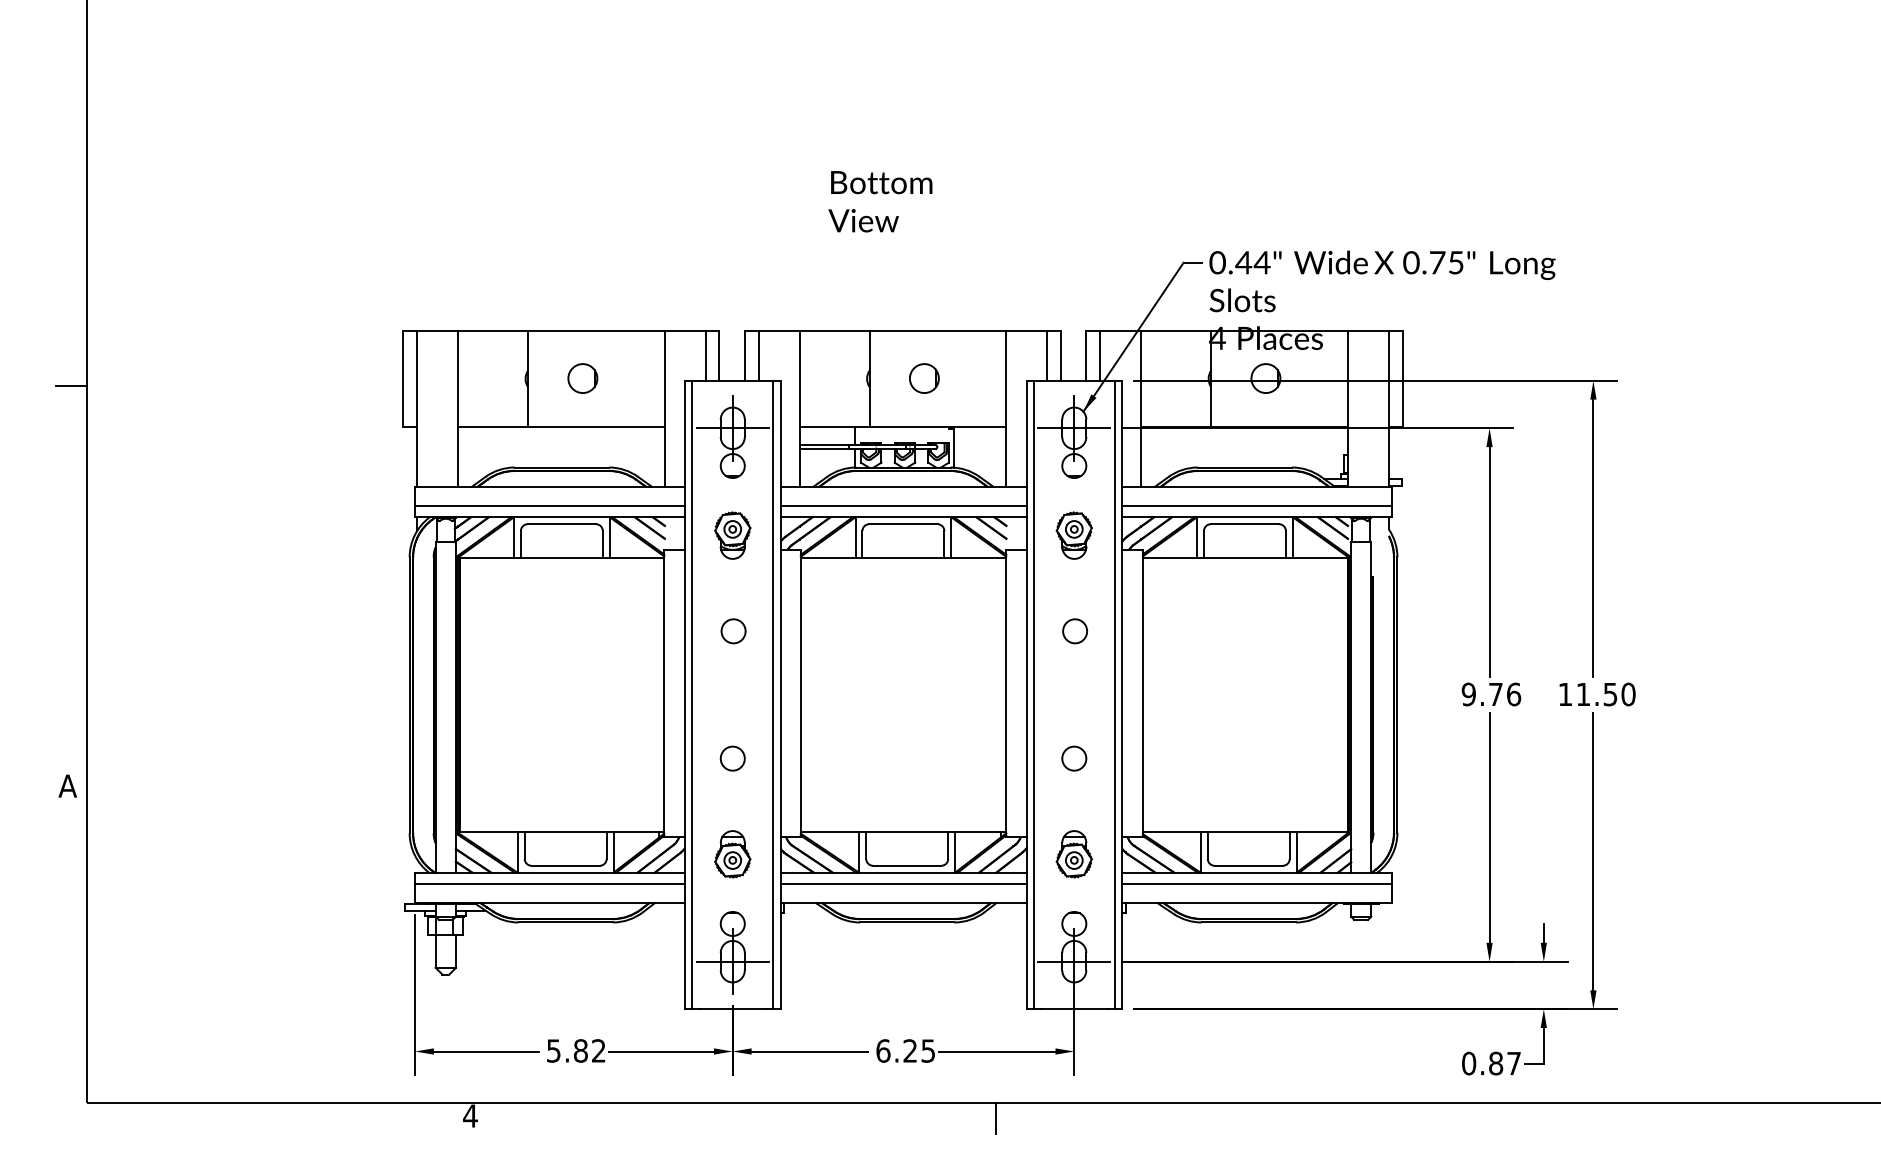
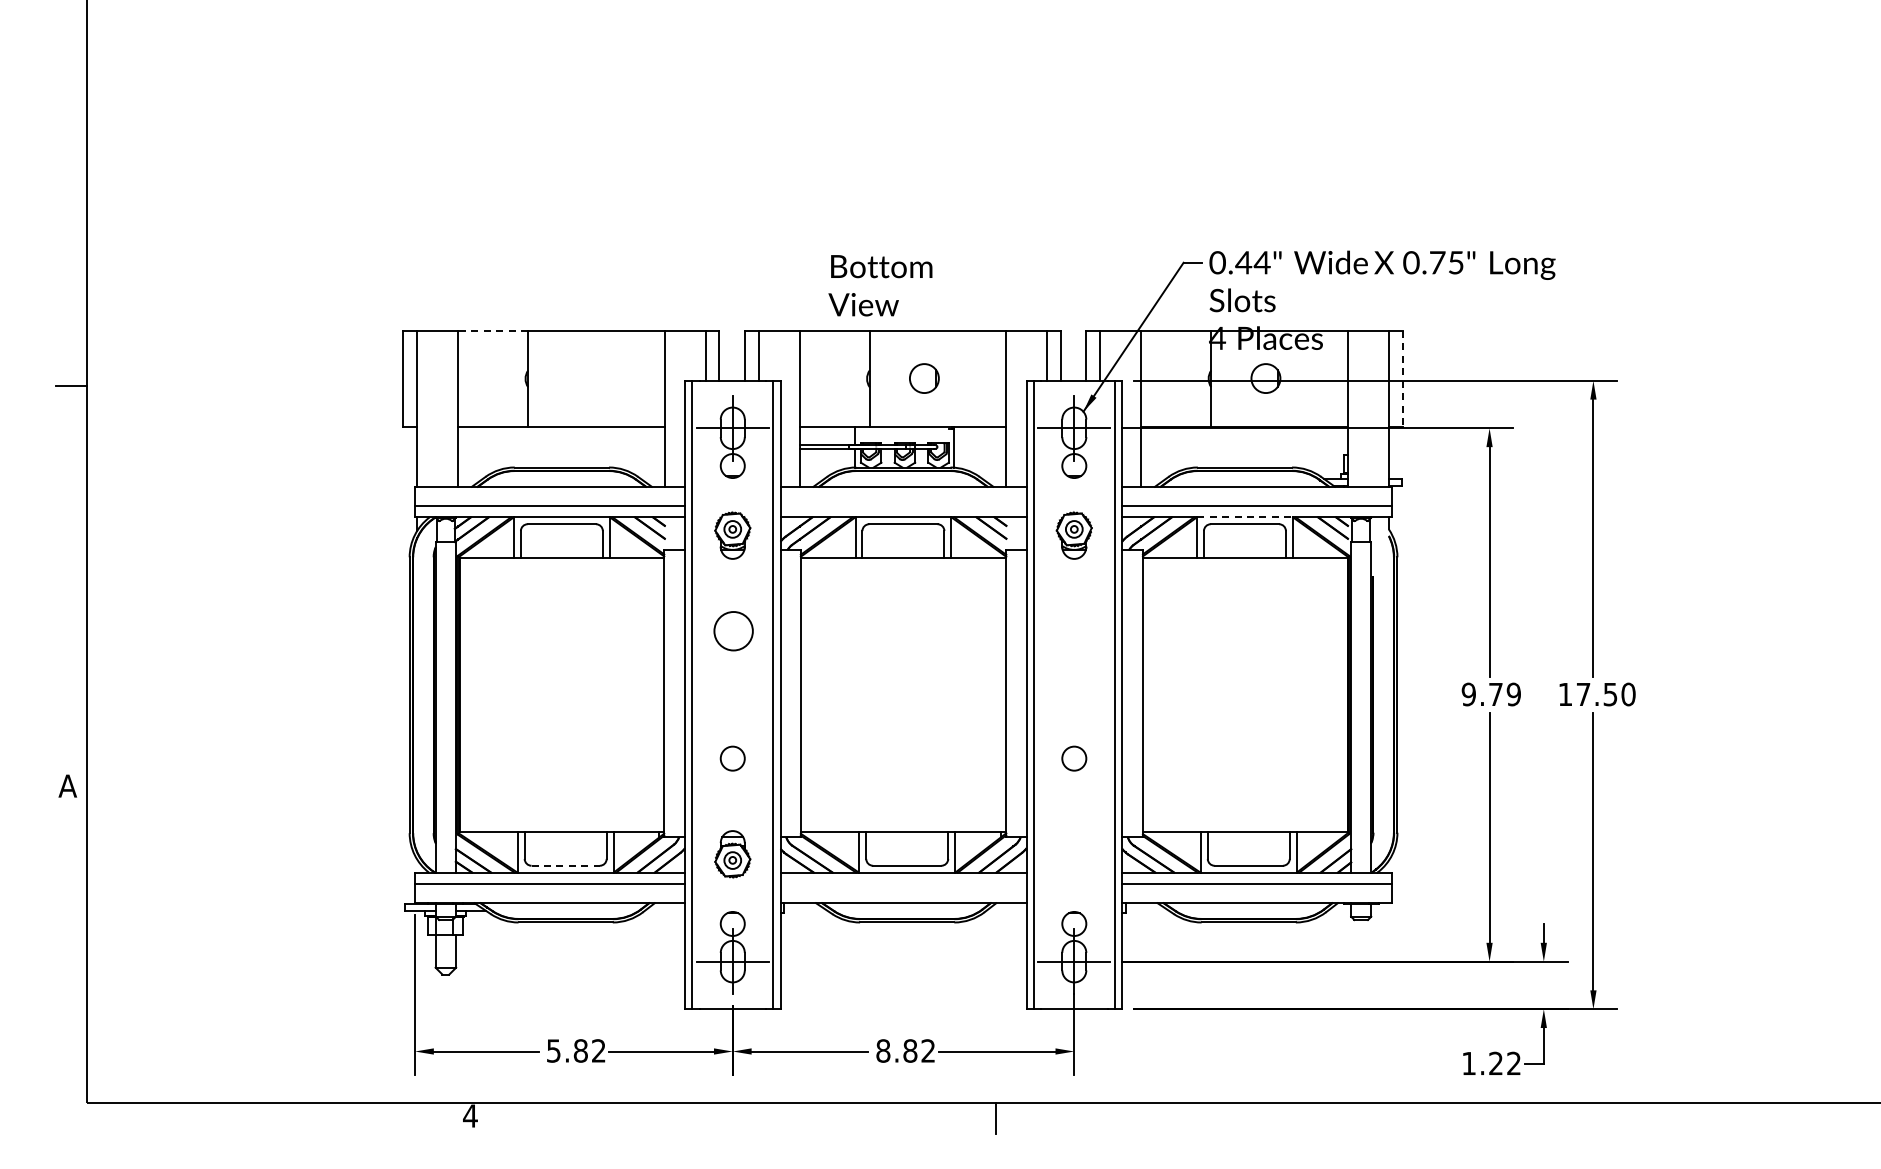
text position: (880, 201) -> (880, 285) (880, 285)
line: solid -> dashed (492, 330)
part: present -> none (582, 378)
line: solid -> dashed (1402, 378)
line: present -> none (903, 506)
line: solid -> dashed (1244, 517)
circle size: 27x27 px -> 41x41 px (733, 631)
circle: present -> none (1074, 631)
text: 9.76 -> 9.79 (1513, 694)
text: 11.50 -> 17.50 (1583, 694)
part: present -> none (1073, 854)
line: solid -> dashed (566, 865)
line: present -> none (903, 883)
text: 6.25 -> 8.82 (905, 1050)
text: 0.87 -> 1.22 (1491, 1063)
